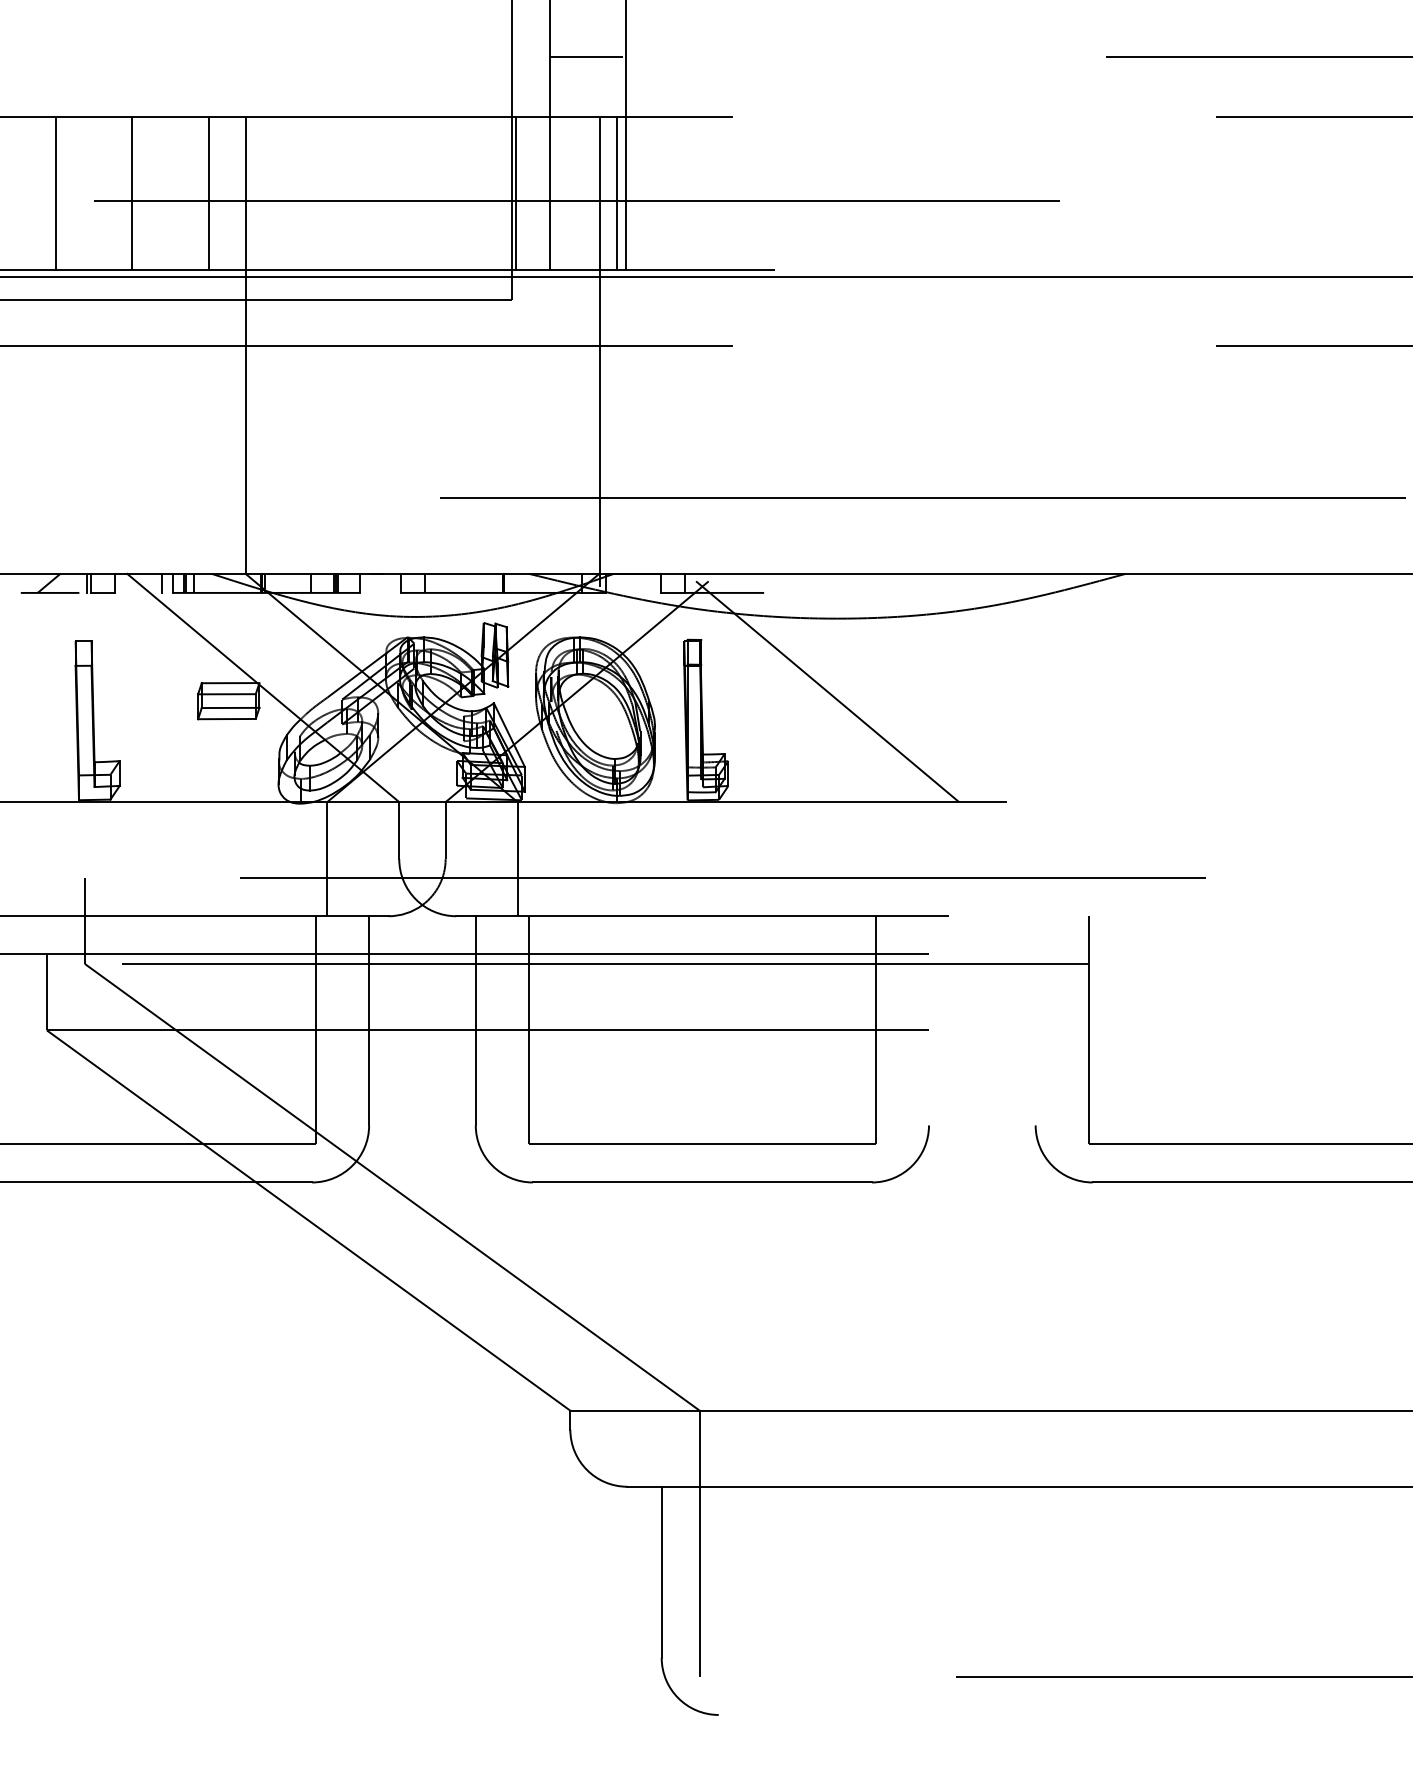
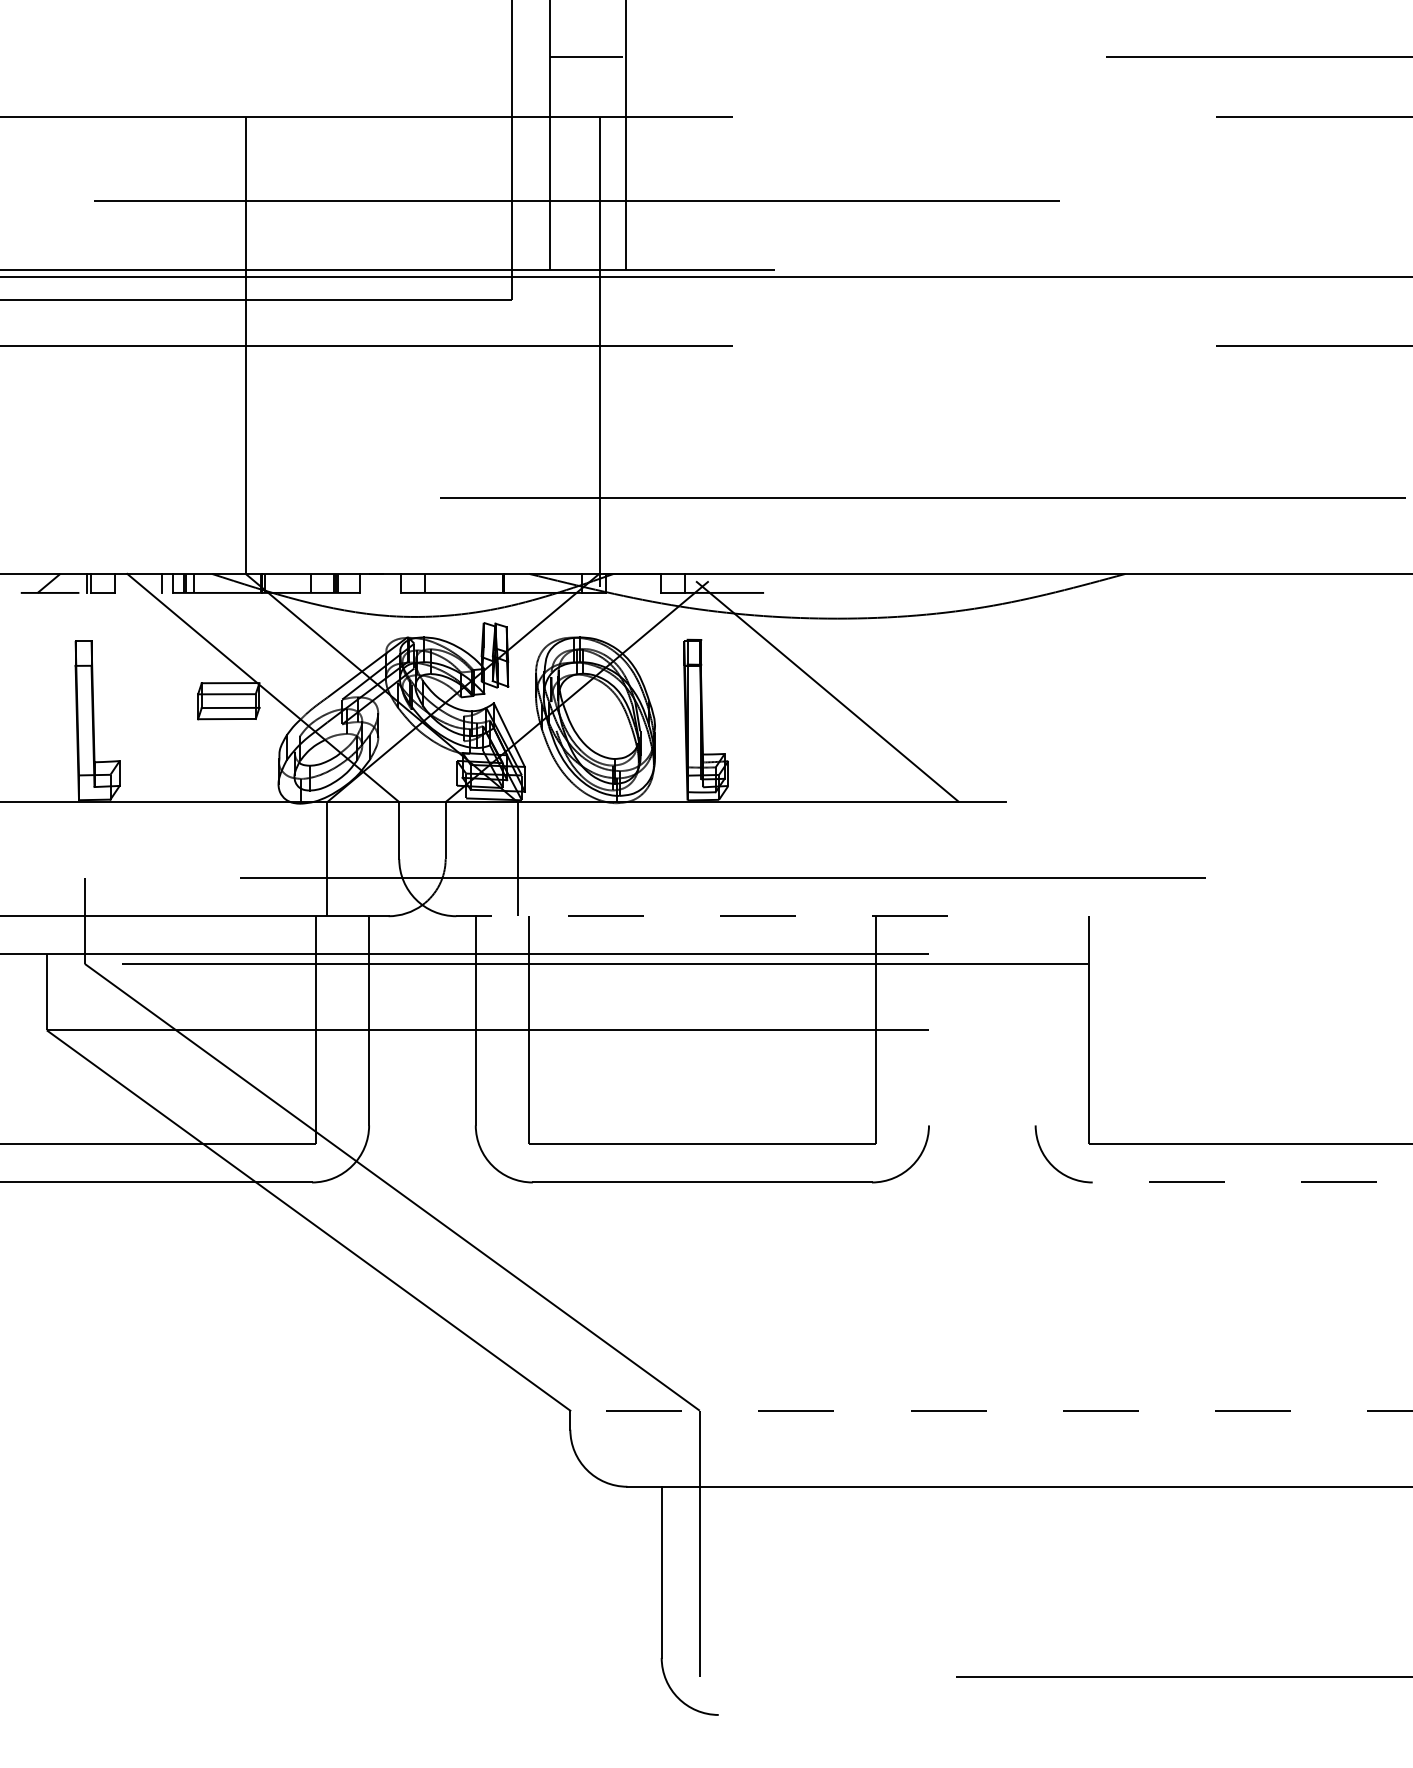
line: present -> none (55, 193)
line: present -> none (131, 193)
line: present -> none (209, 193)
line: present -> none (515, 193)
line: present -> none (617, 193)
line: solid -> dashed (701, 916)
line: solid -> dashed (1252, 1182)
line: solid -> dashed (991, 1410)
